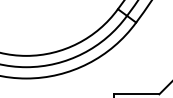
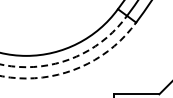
arc: solid -> dashed (71, 58)
arc: solid -> dashed (74, 69)
